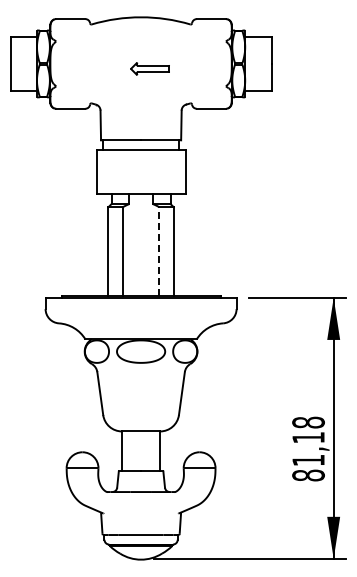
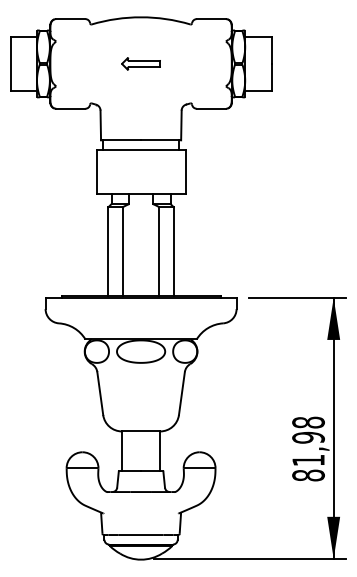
part position: (149, 68) -> (140, 63) (140, 63)
line: dashed -> solid (159, 251)
text: 81,18 -> 81,98 (308, 437)
